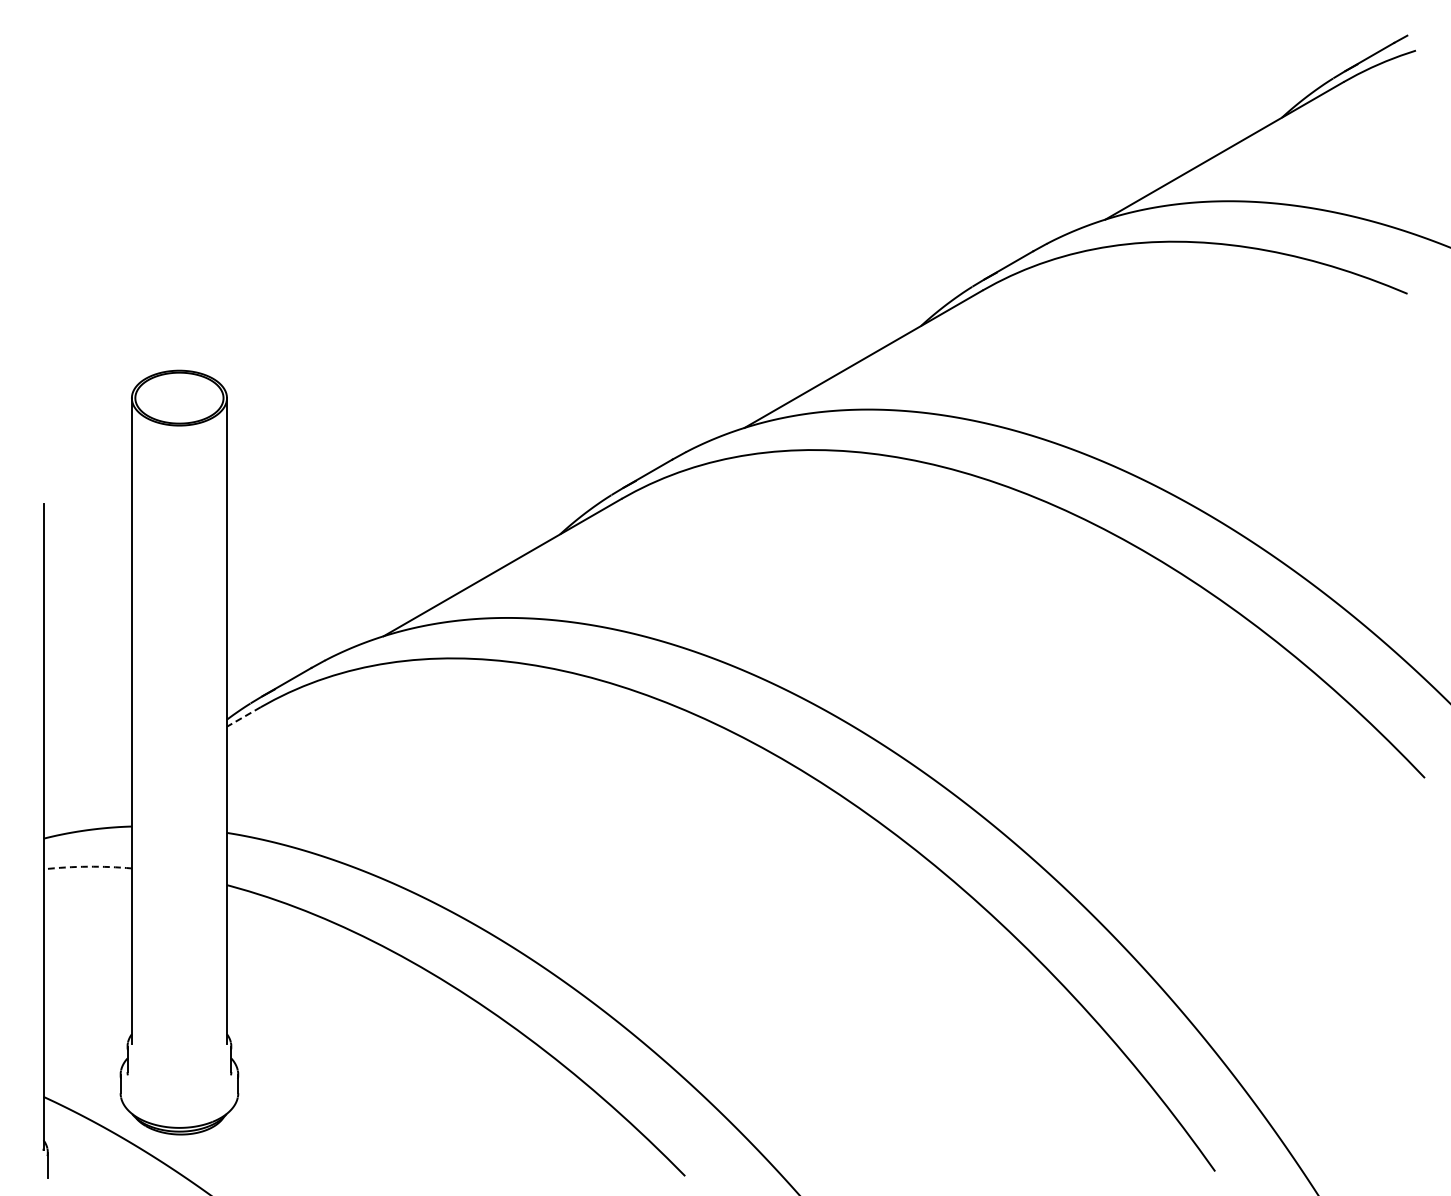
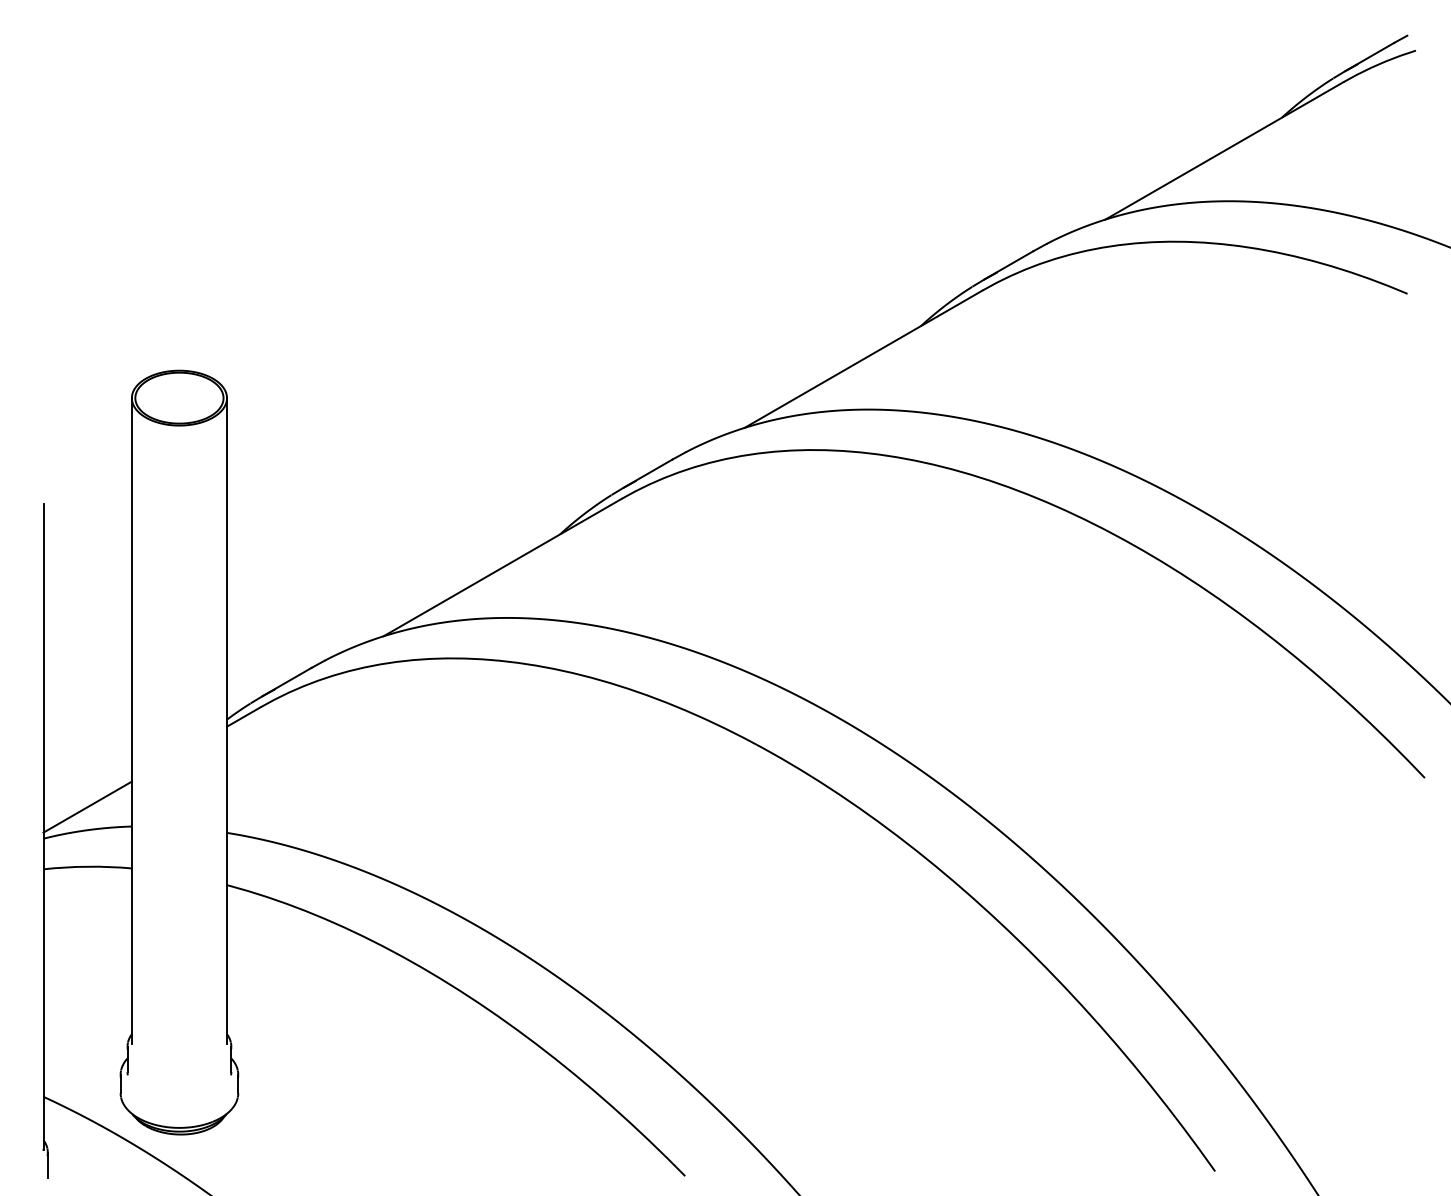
line: dashed -> solid (243, 716)
line: none -> present (87, 806)
arc: dashed -> solid (87, 866)
